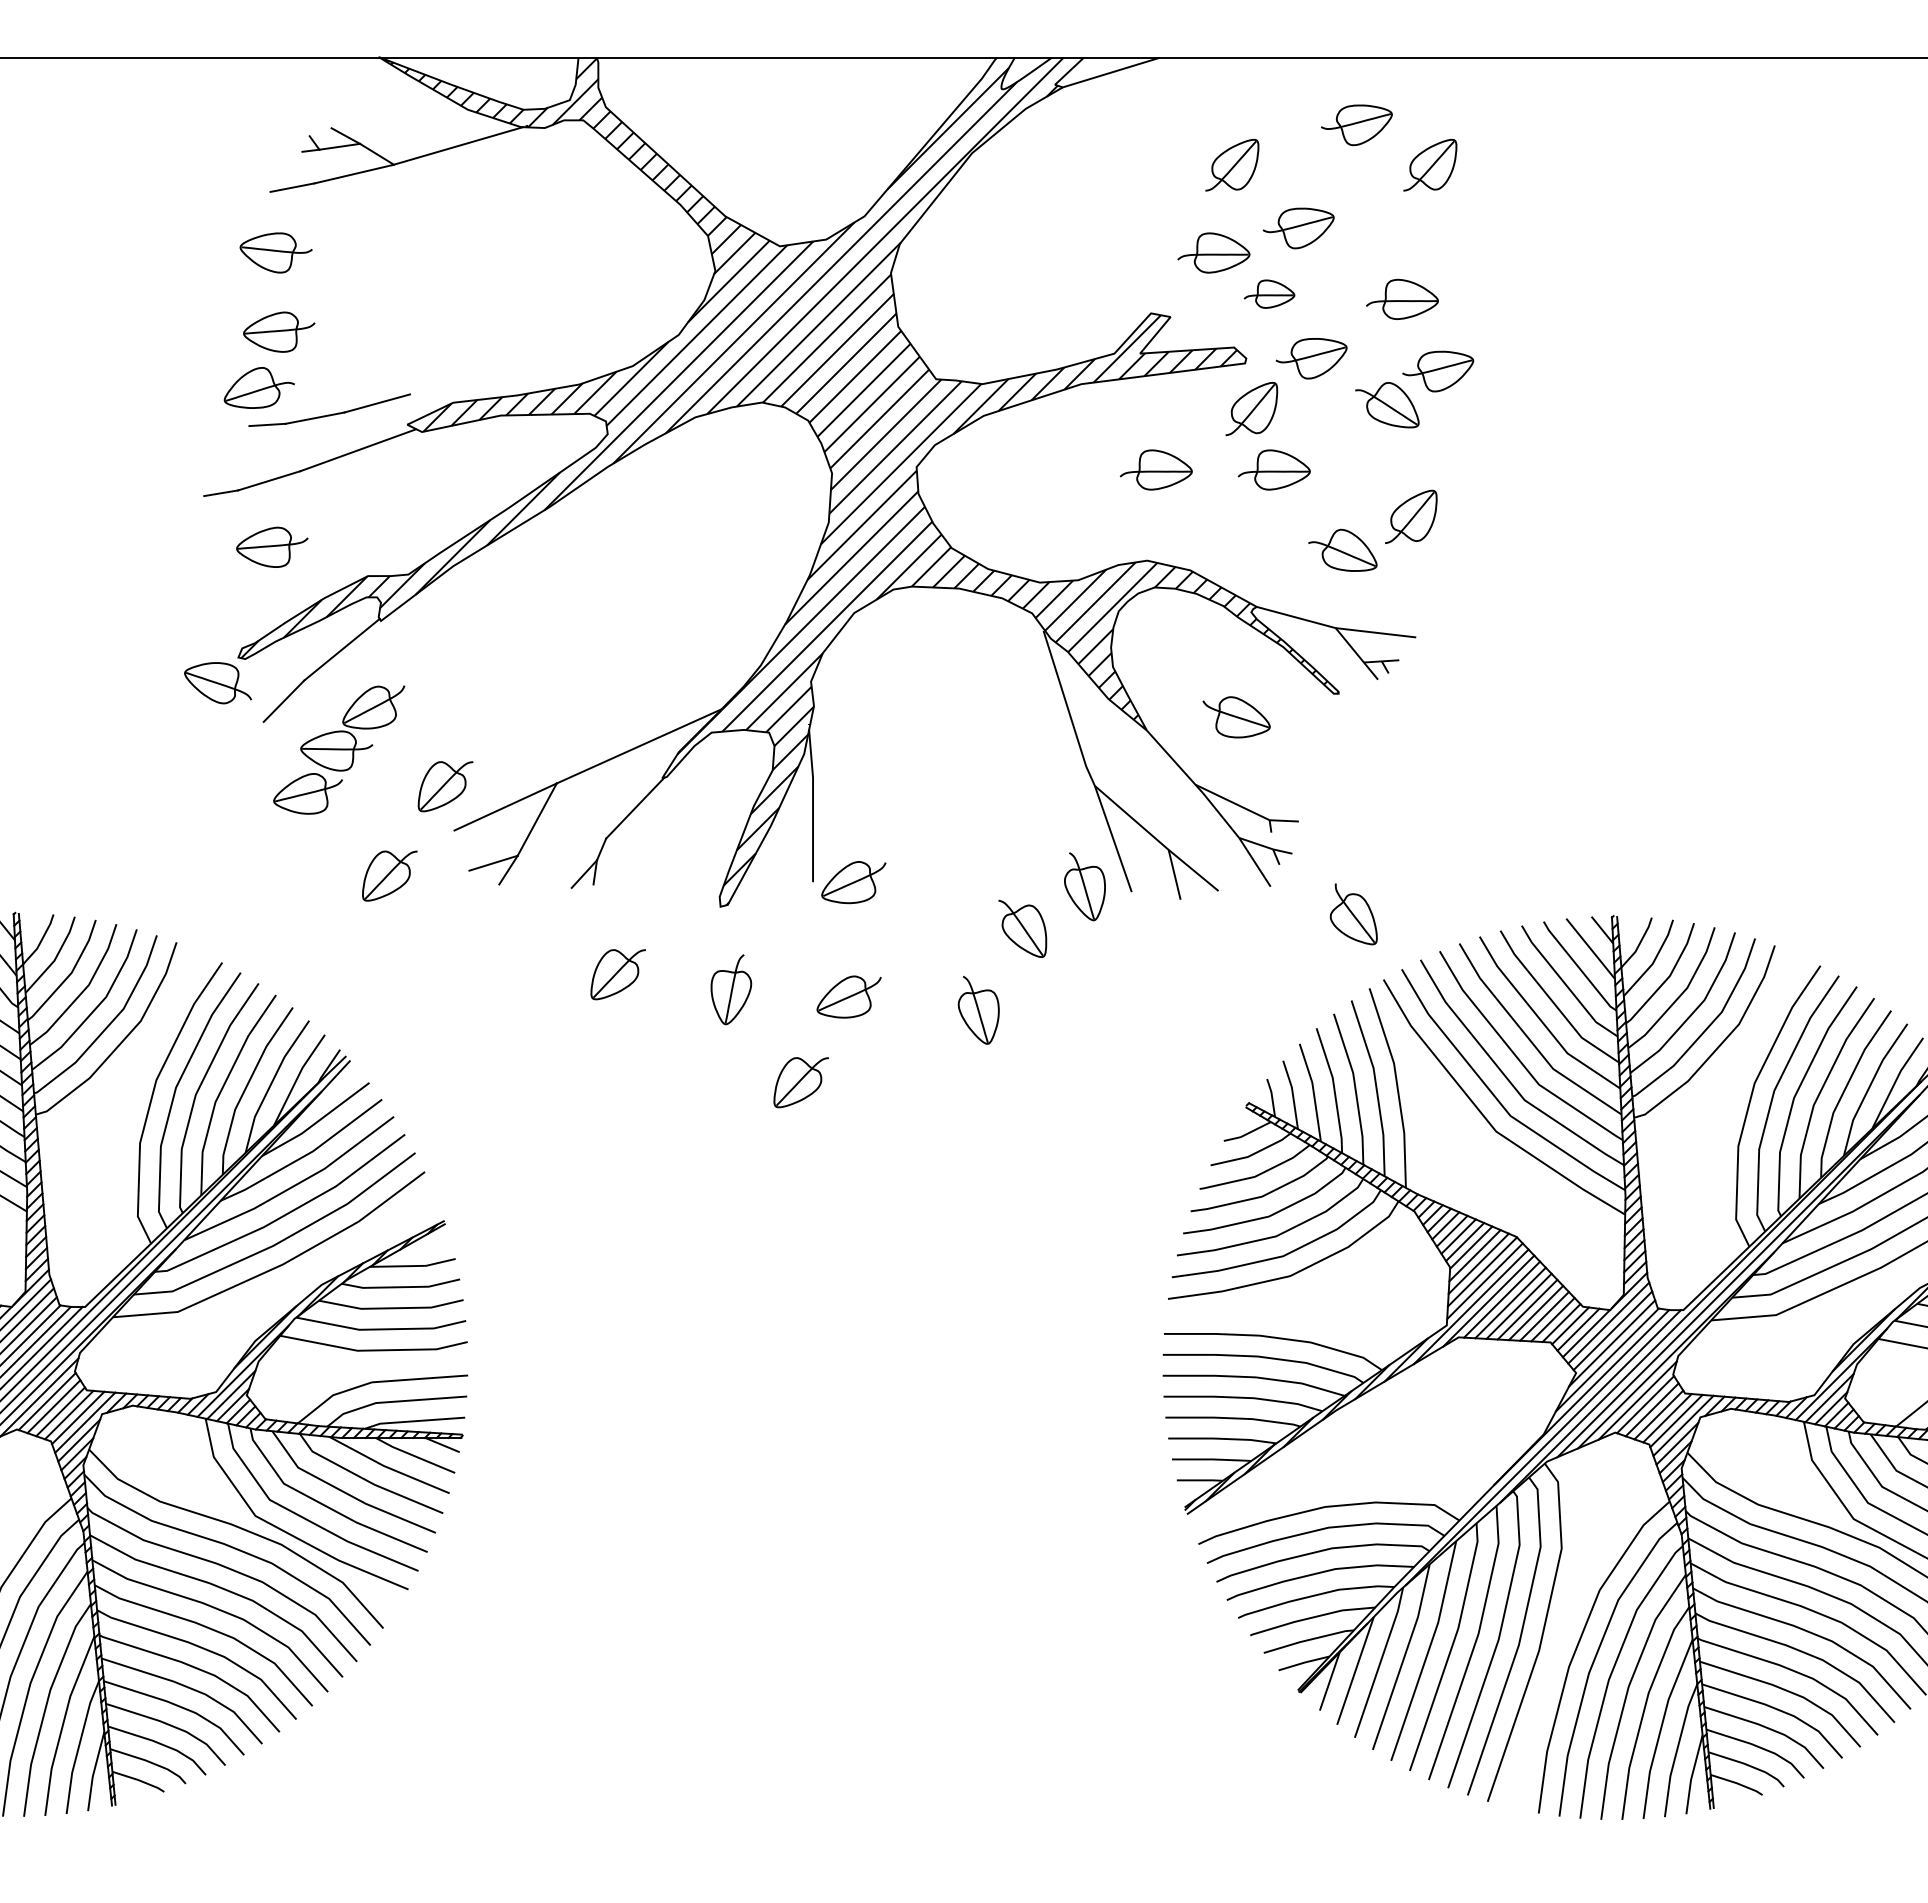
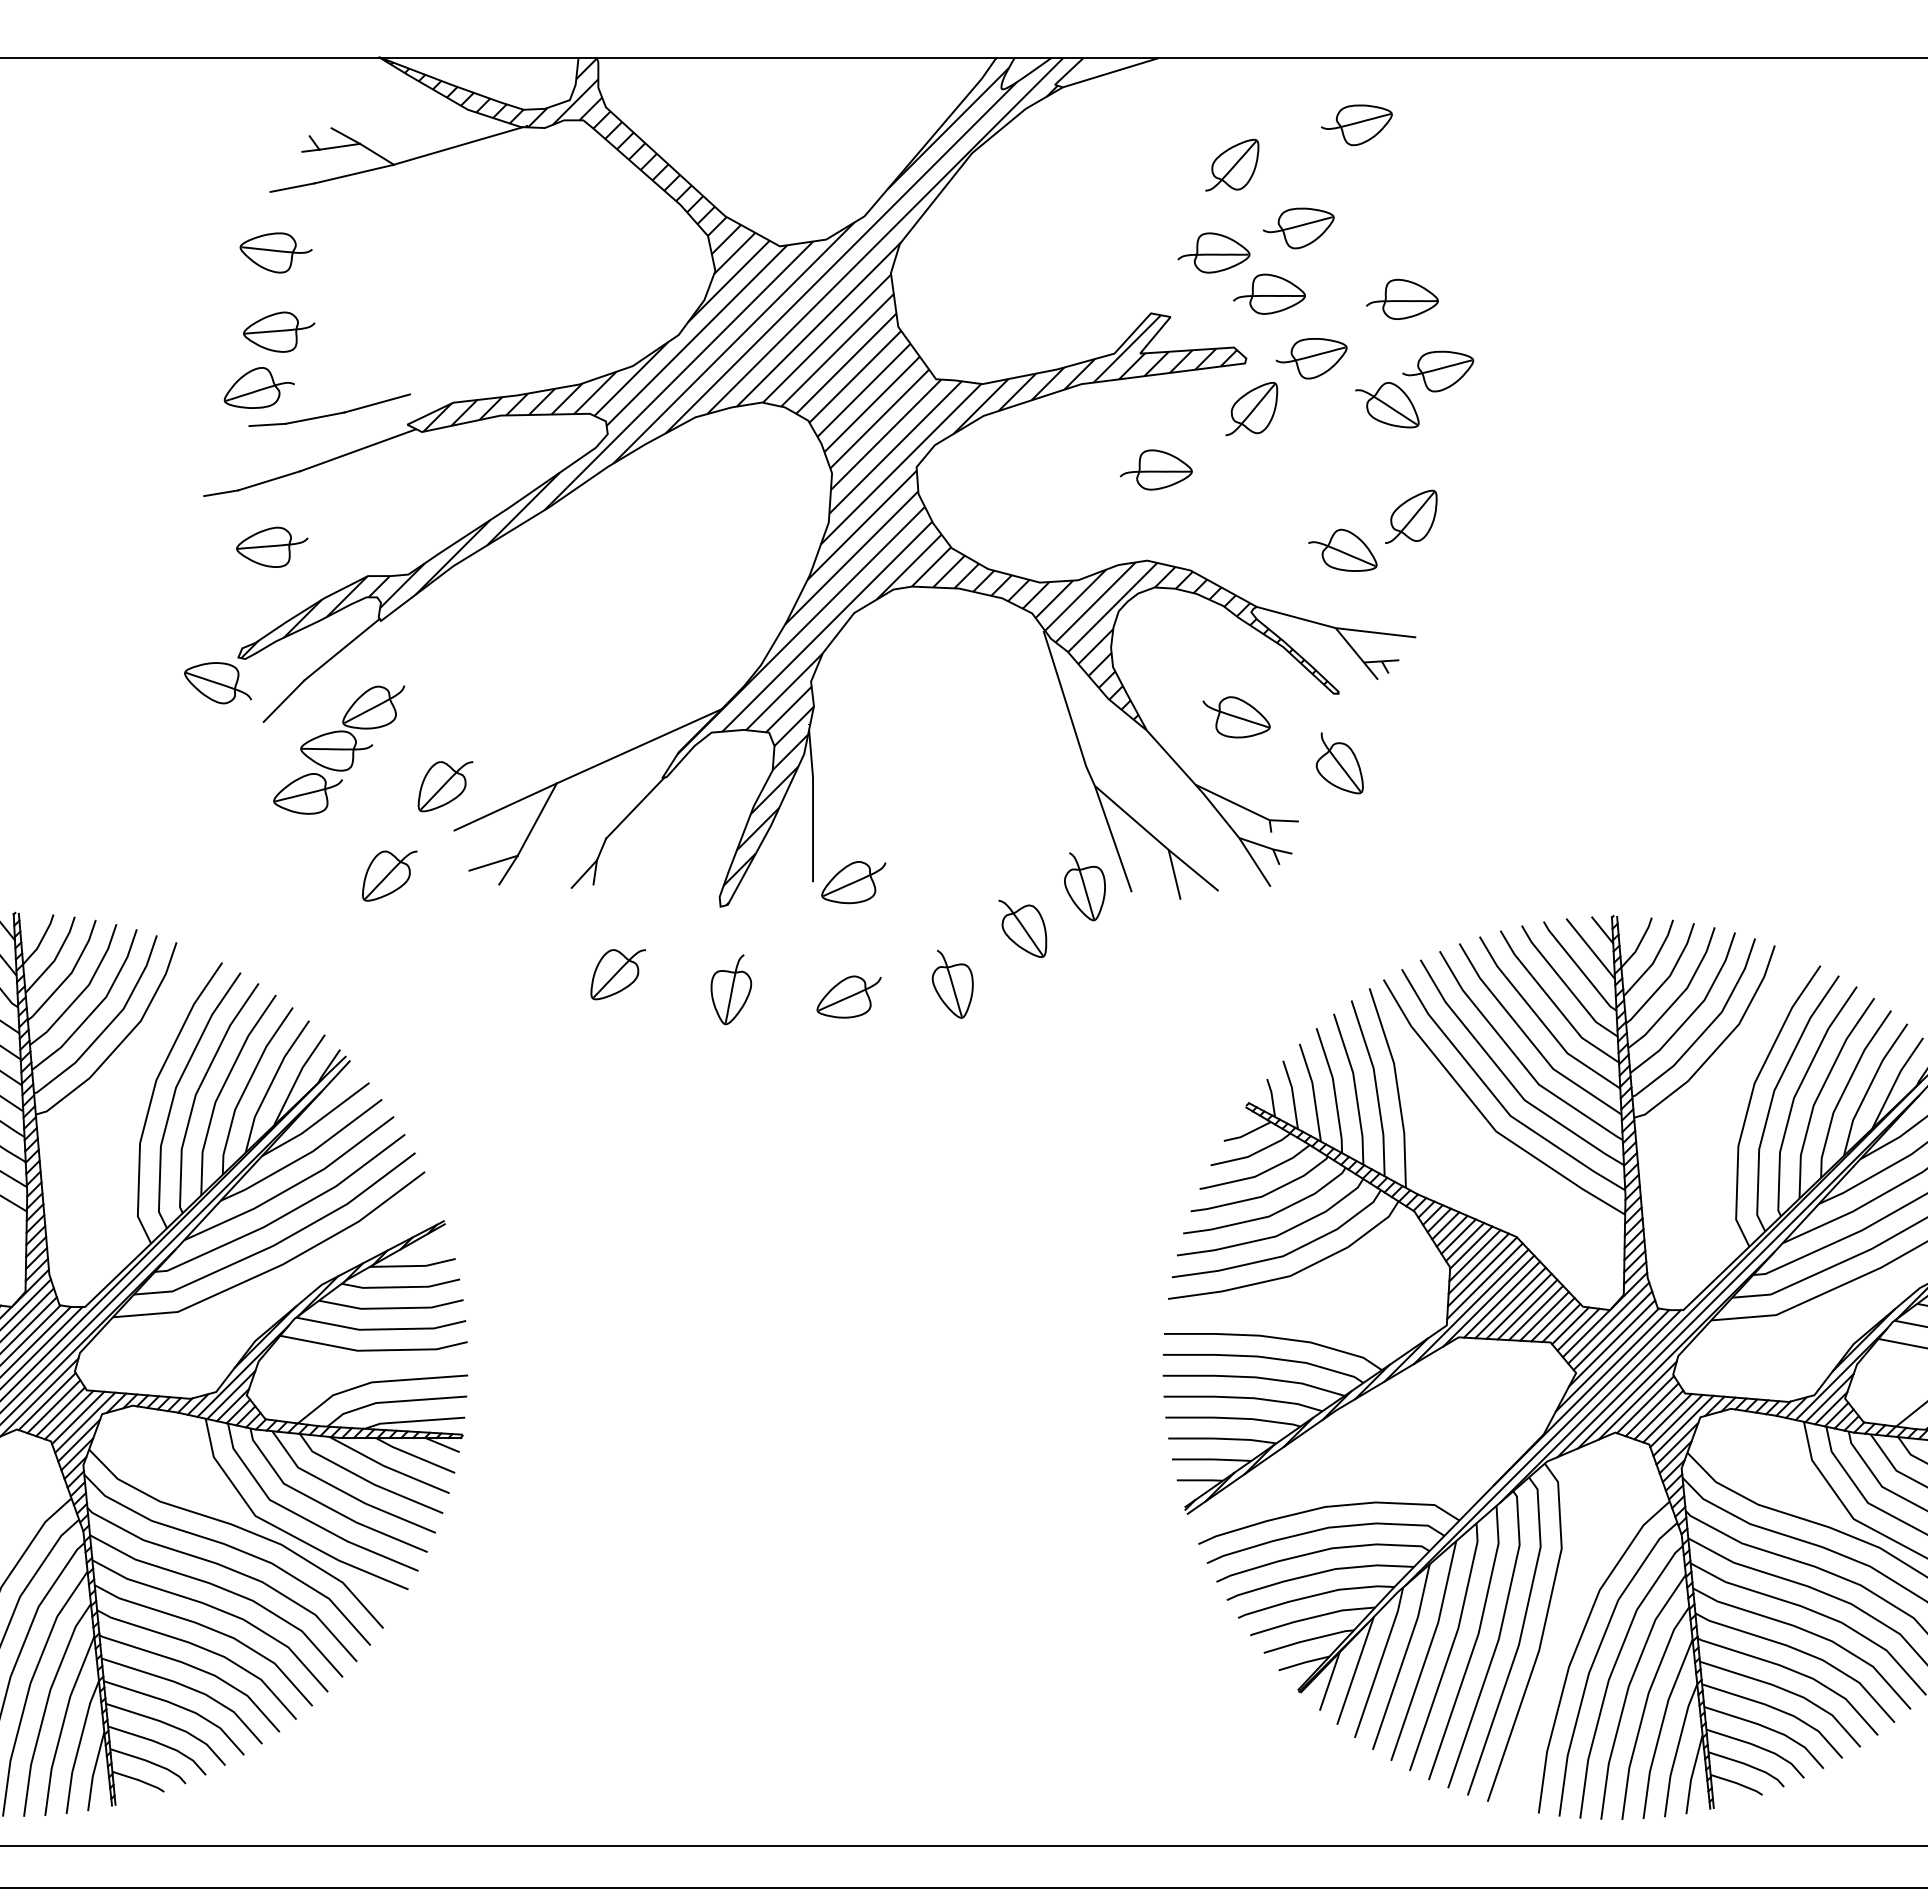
part: present -> none (1430, 164)
part size: 53x30 px -> 73x42 px (1269, 293)
part: present -> none (1273, 469)
part position: (1353, 914) -> (1339, 763) (1339, 763)
part position: (978, 1009) -> (952, 983) (952, 983)
part: present -> none (800, 1082)
line: none -> present (963, 1846)
line: none -> present (963, 1887)
